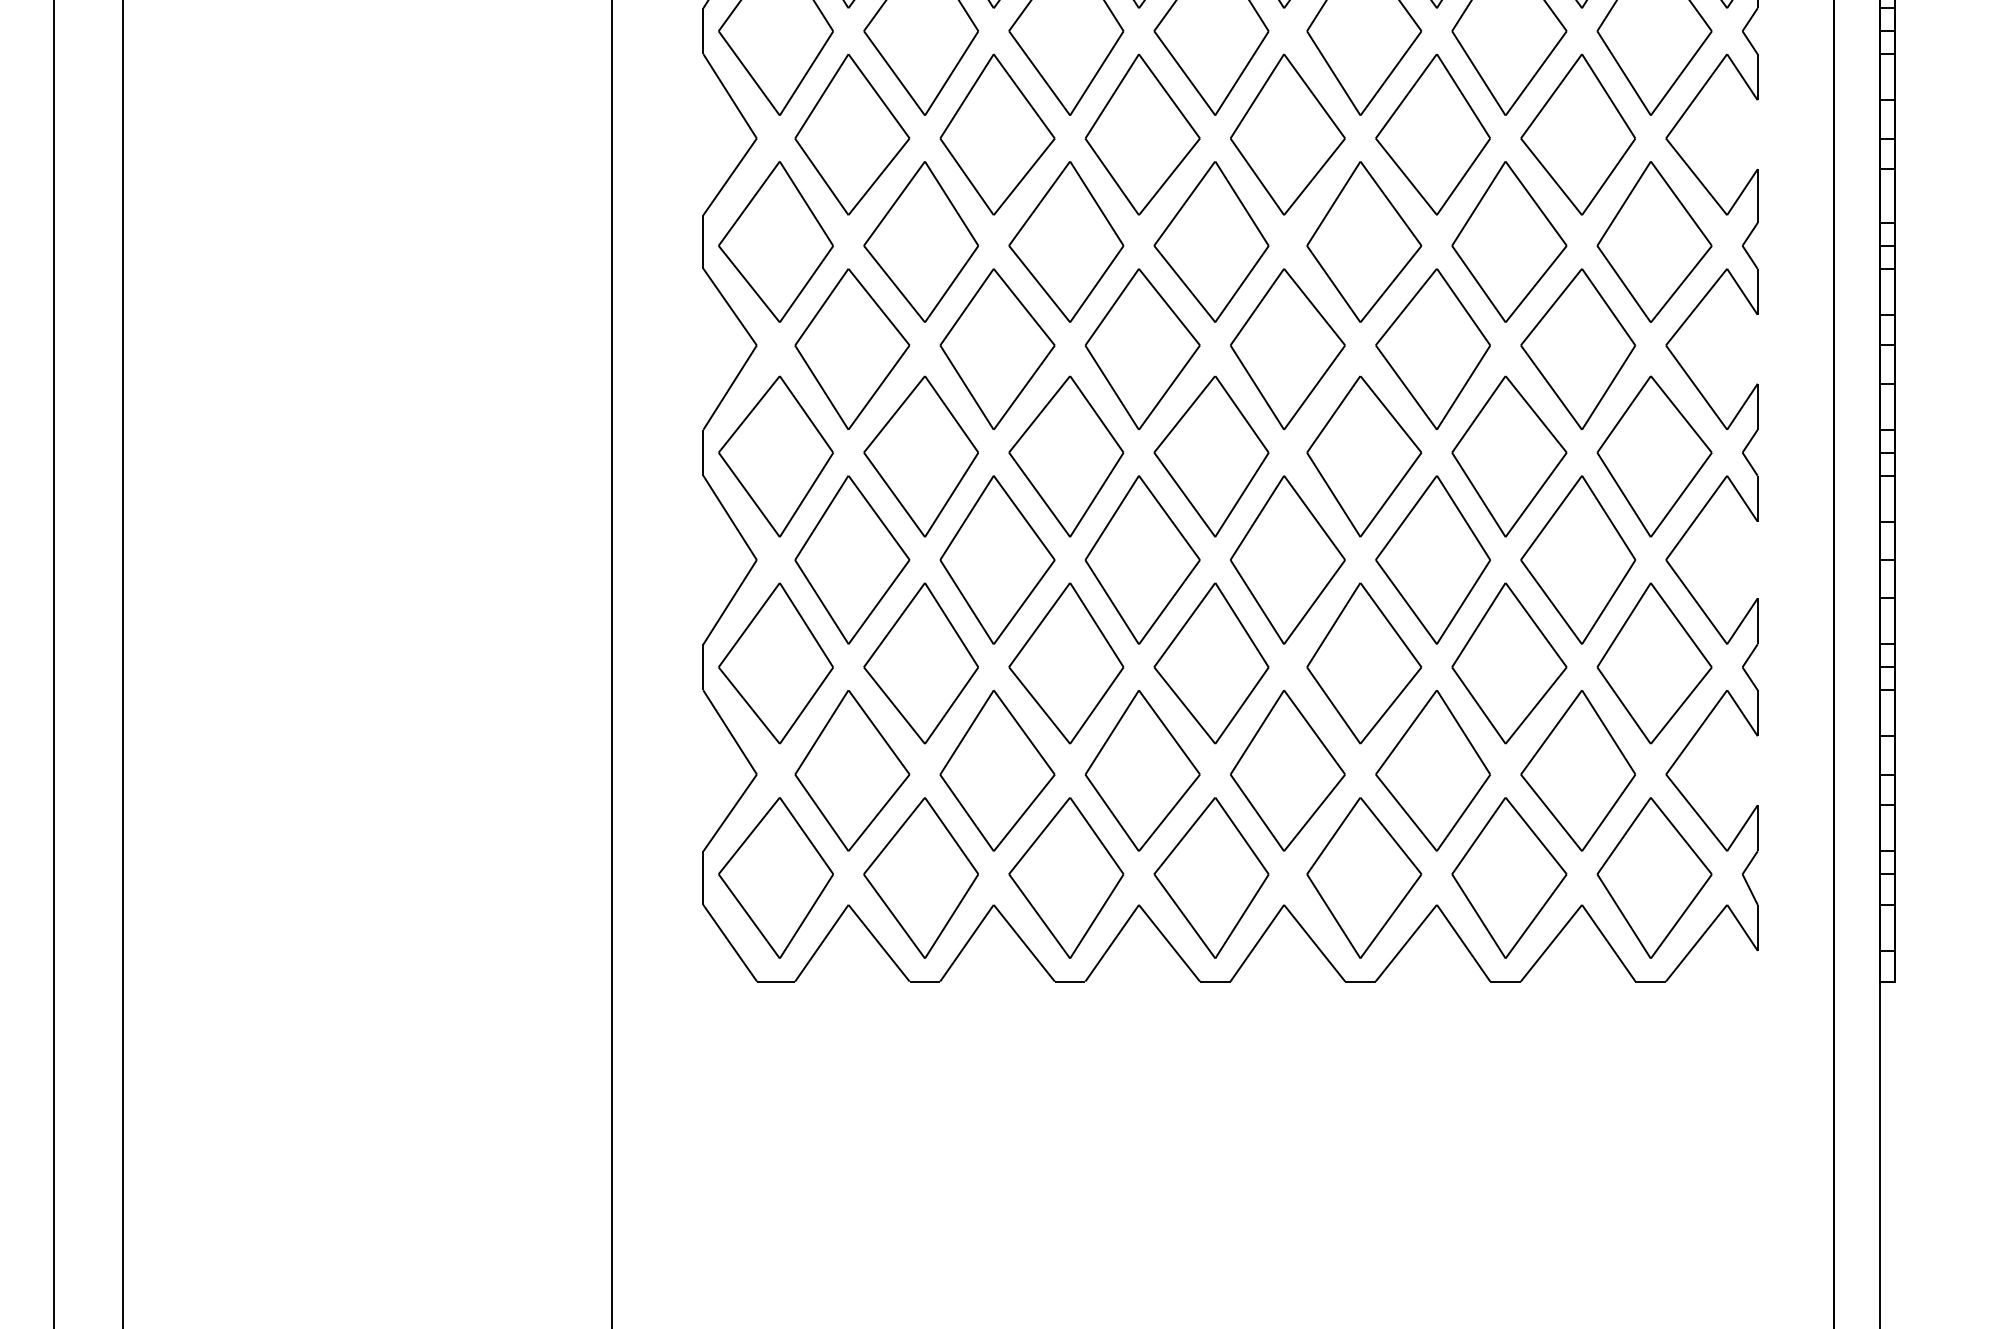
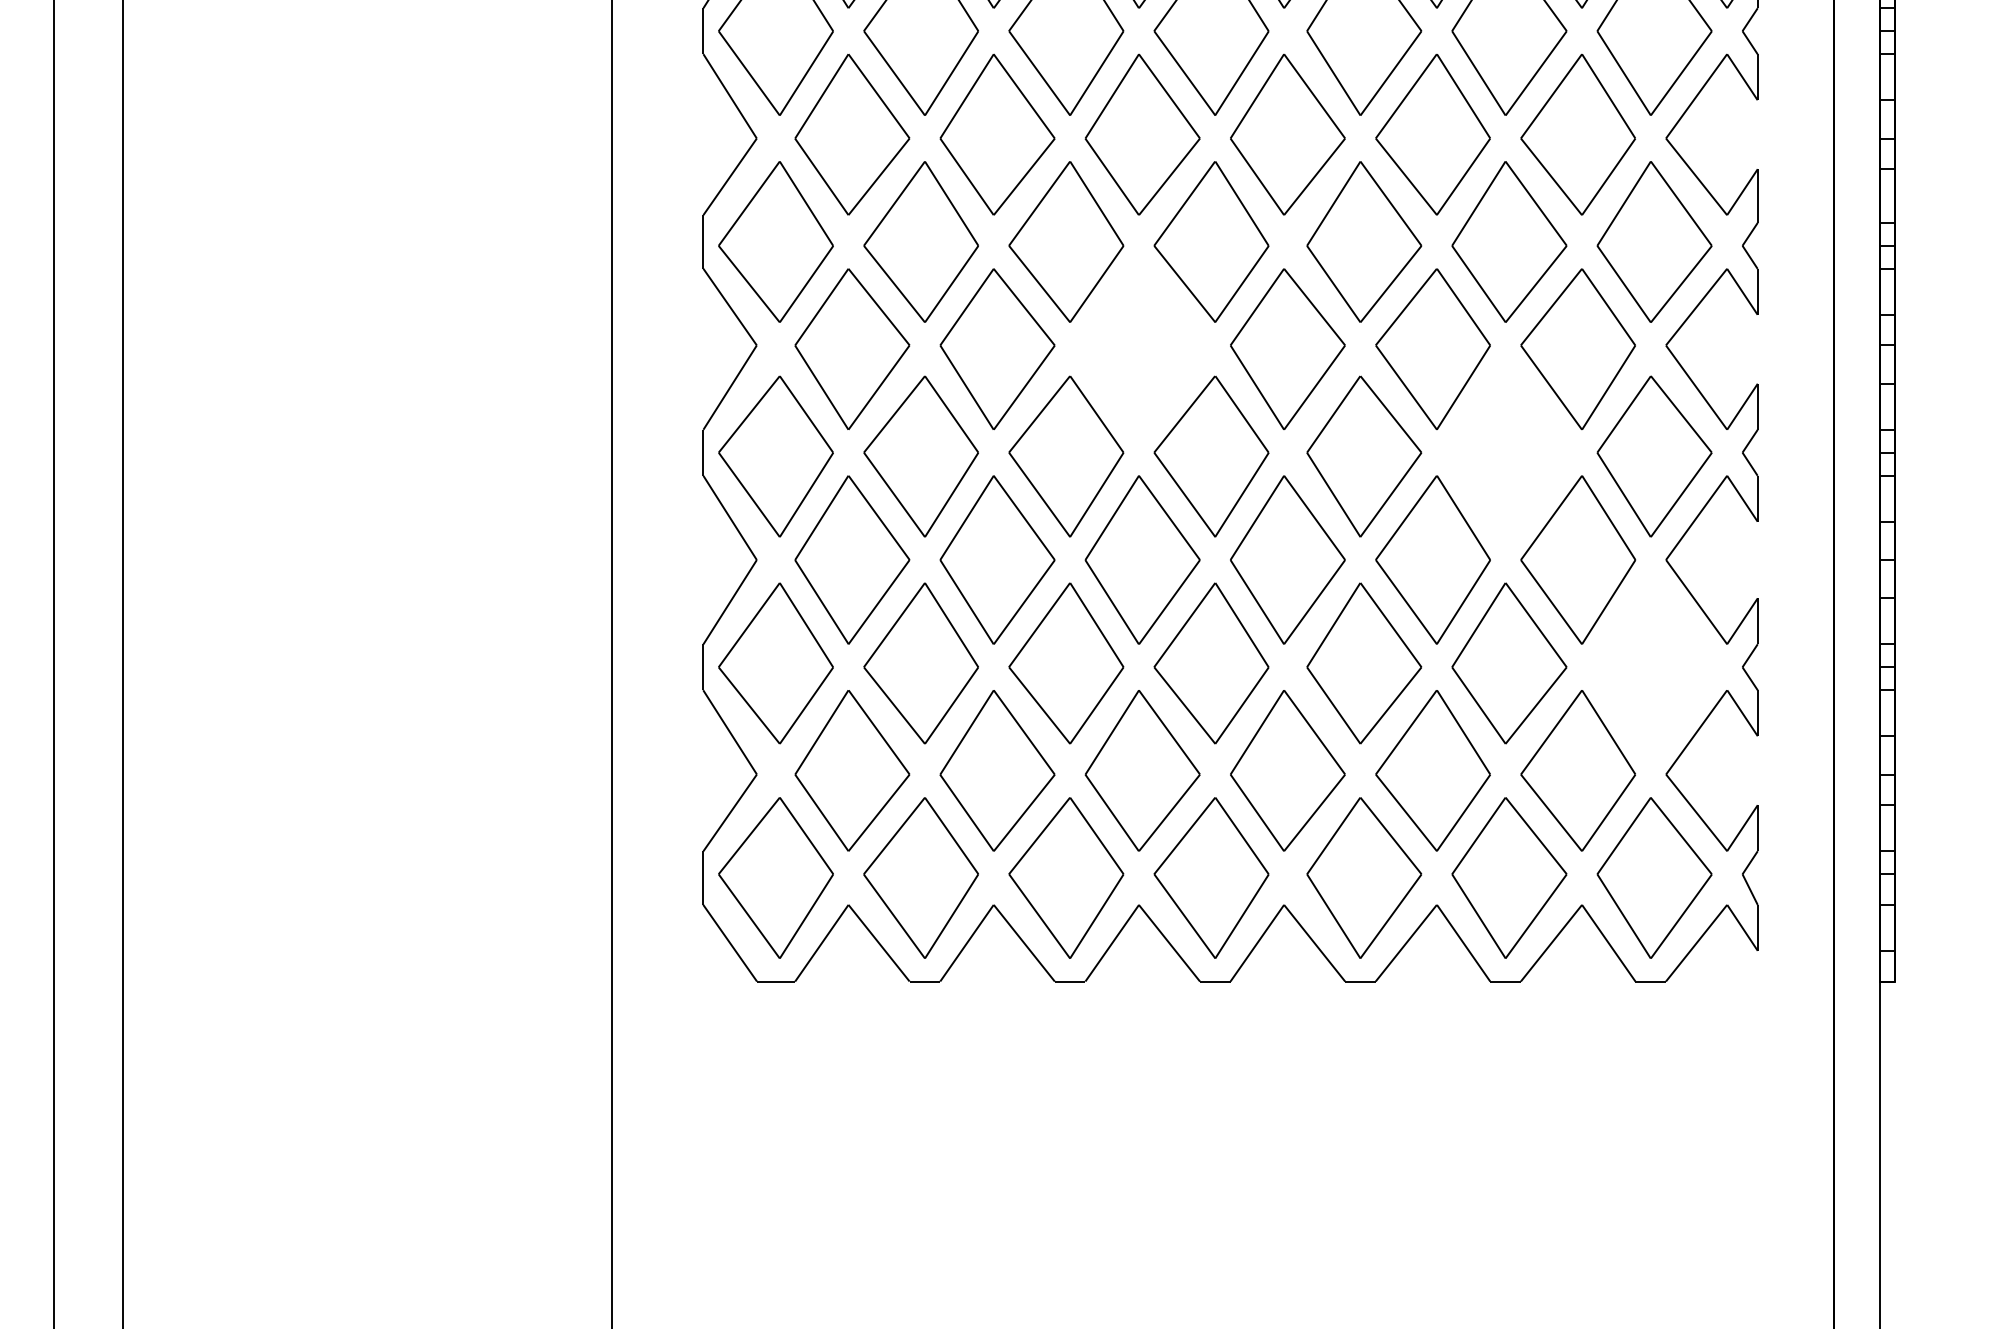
part: present -> none (1142, 349)
part: present -> none (1509, 456)
part: present -> none (1654, 663)
